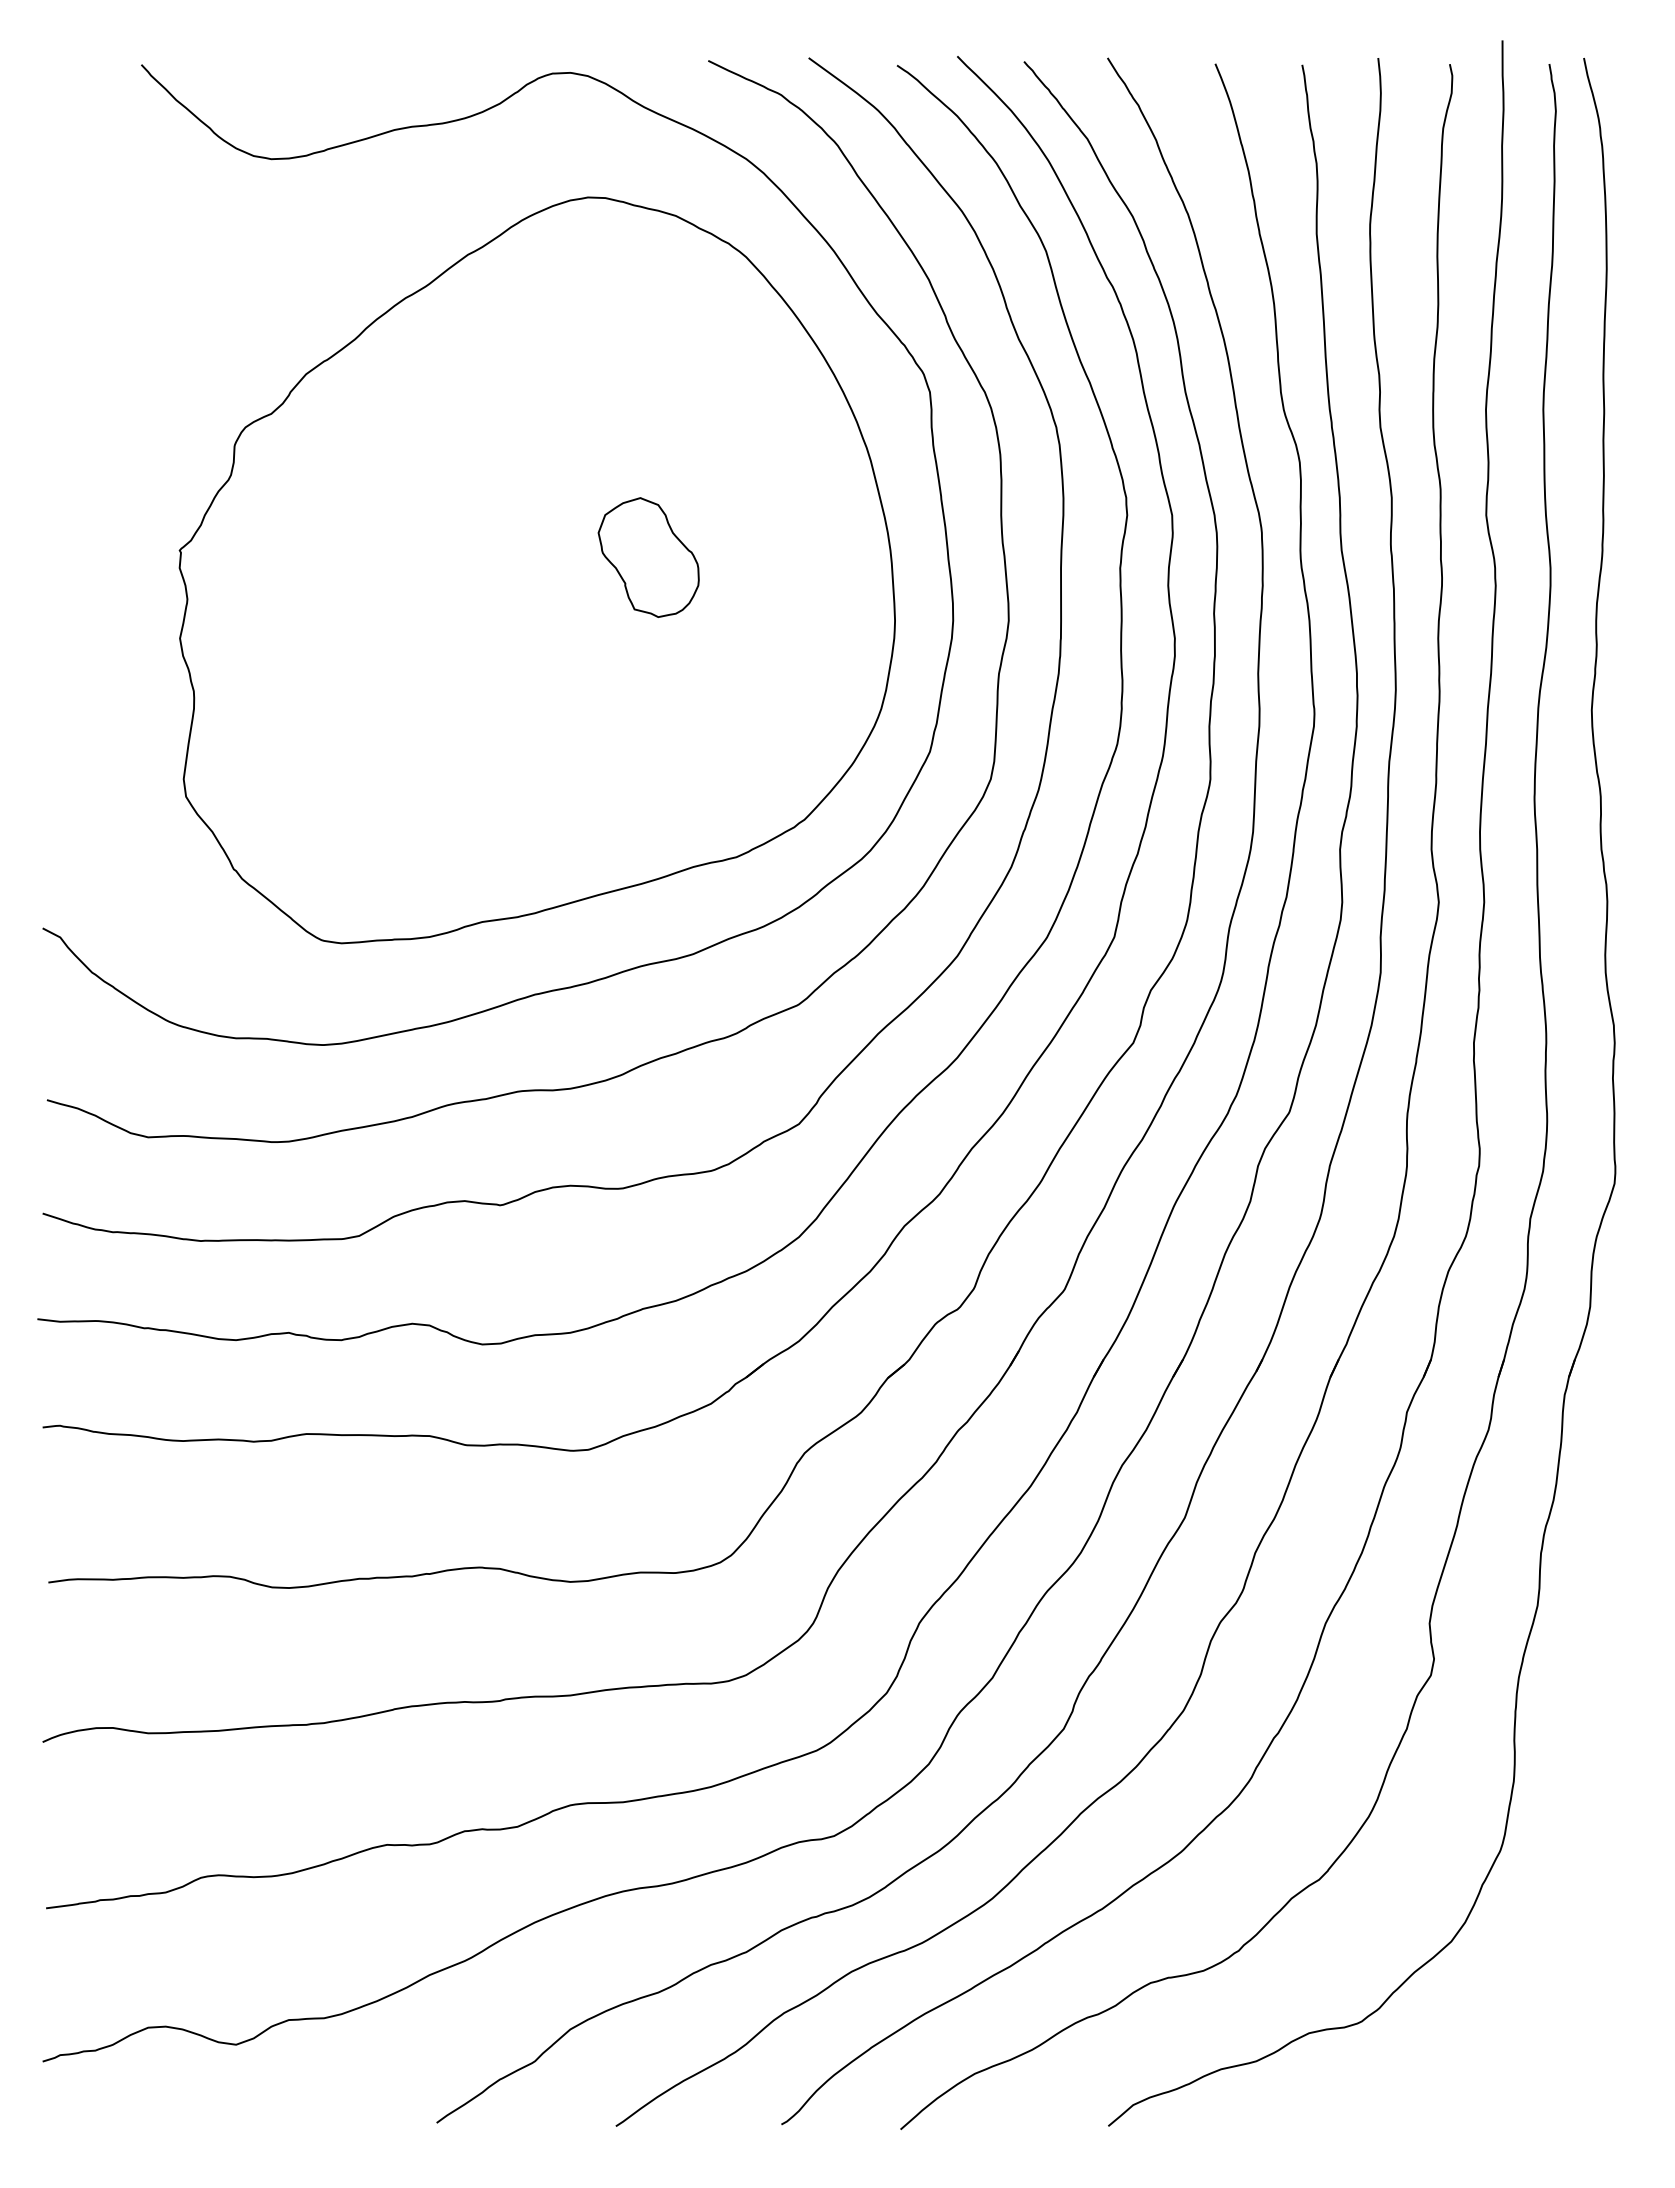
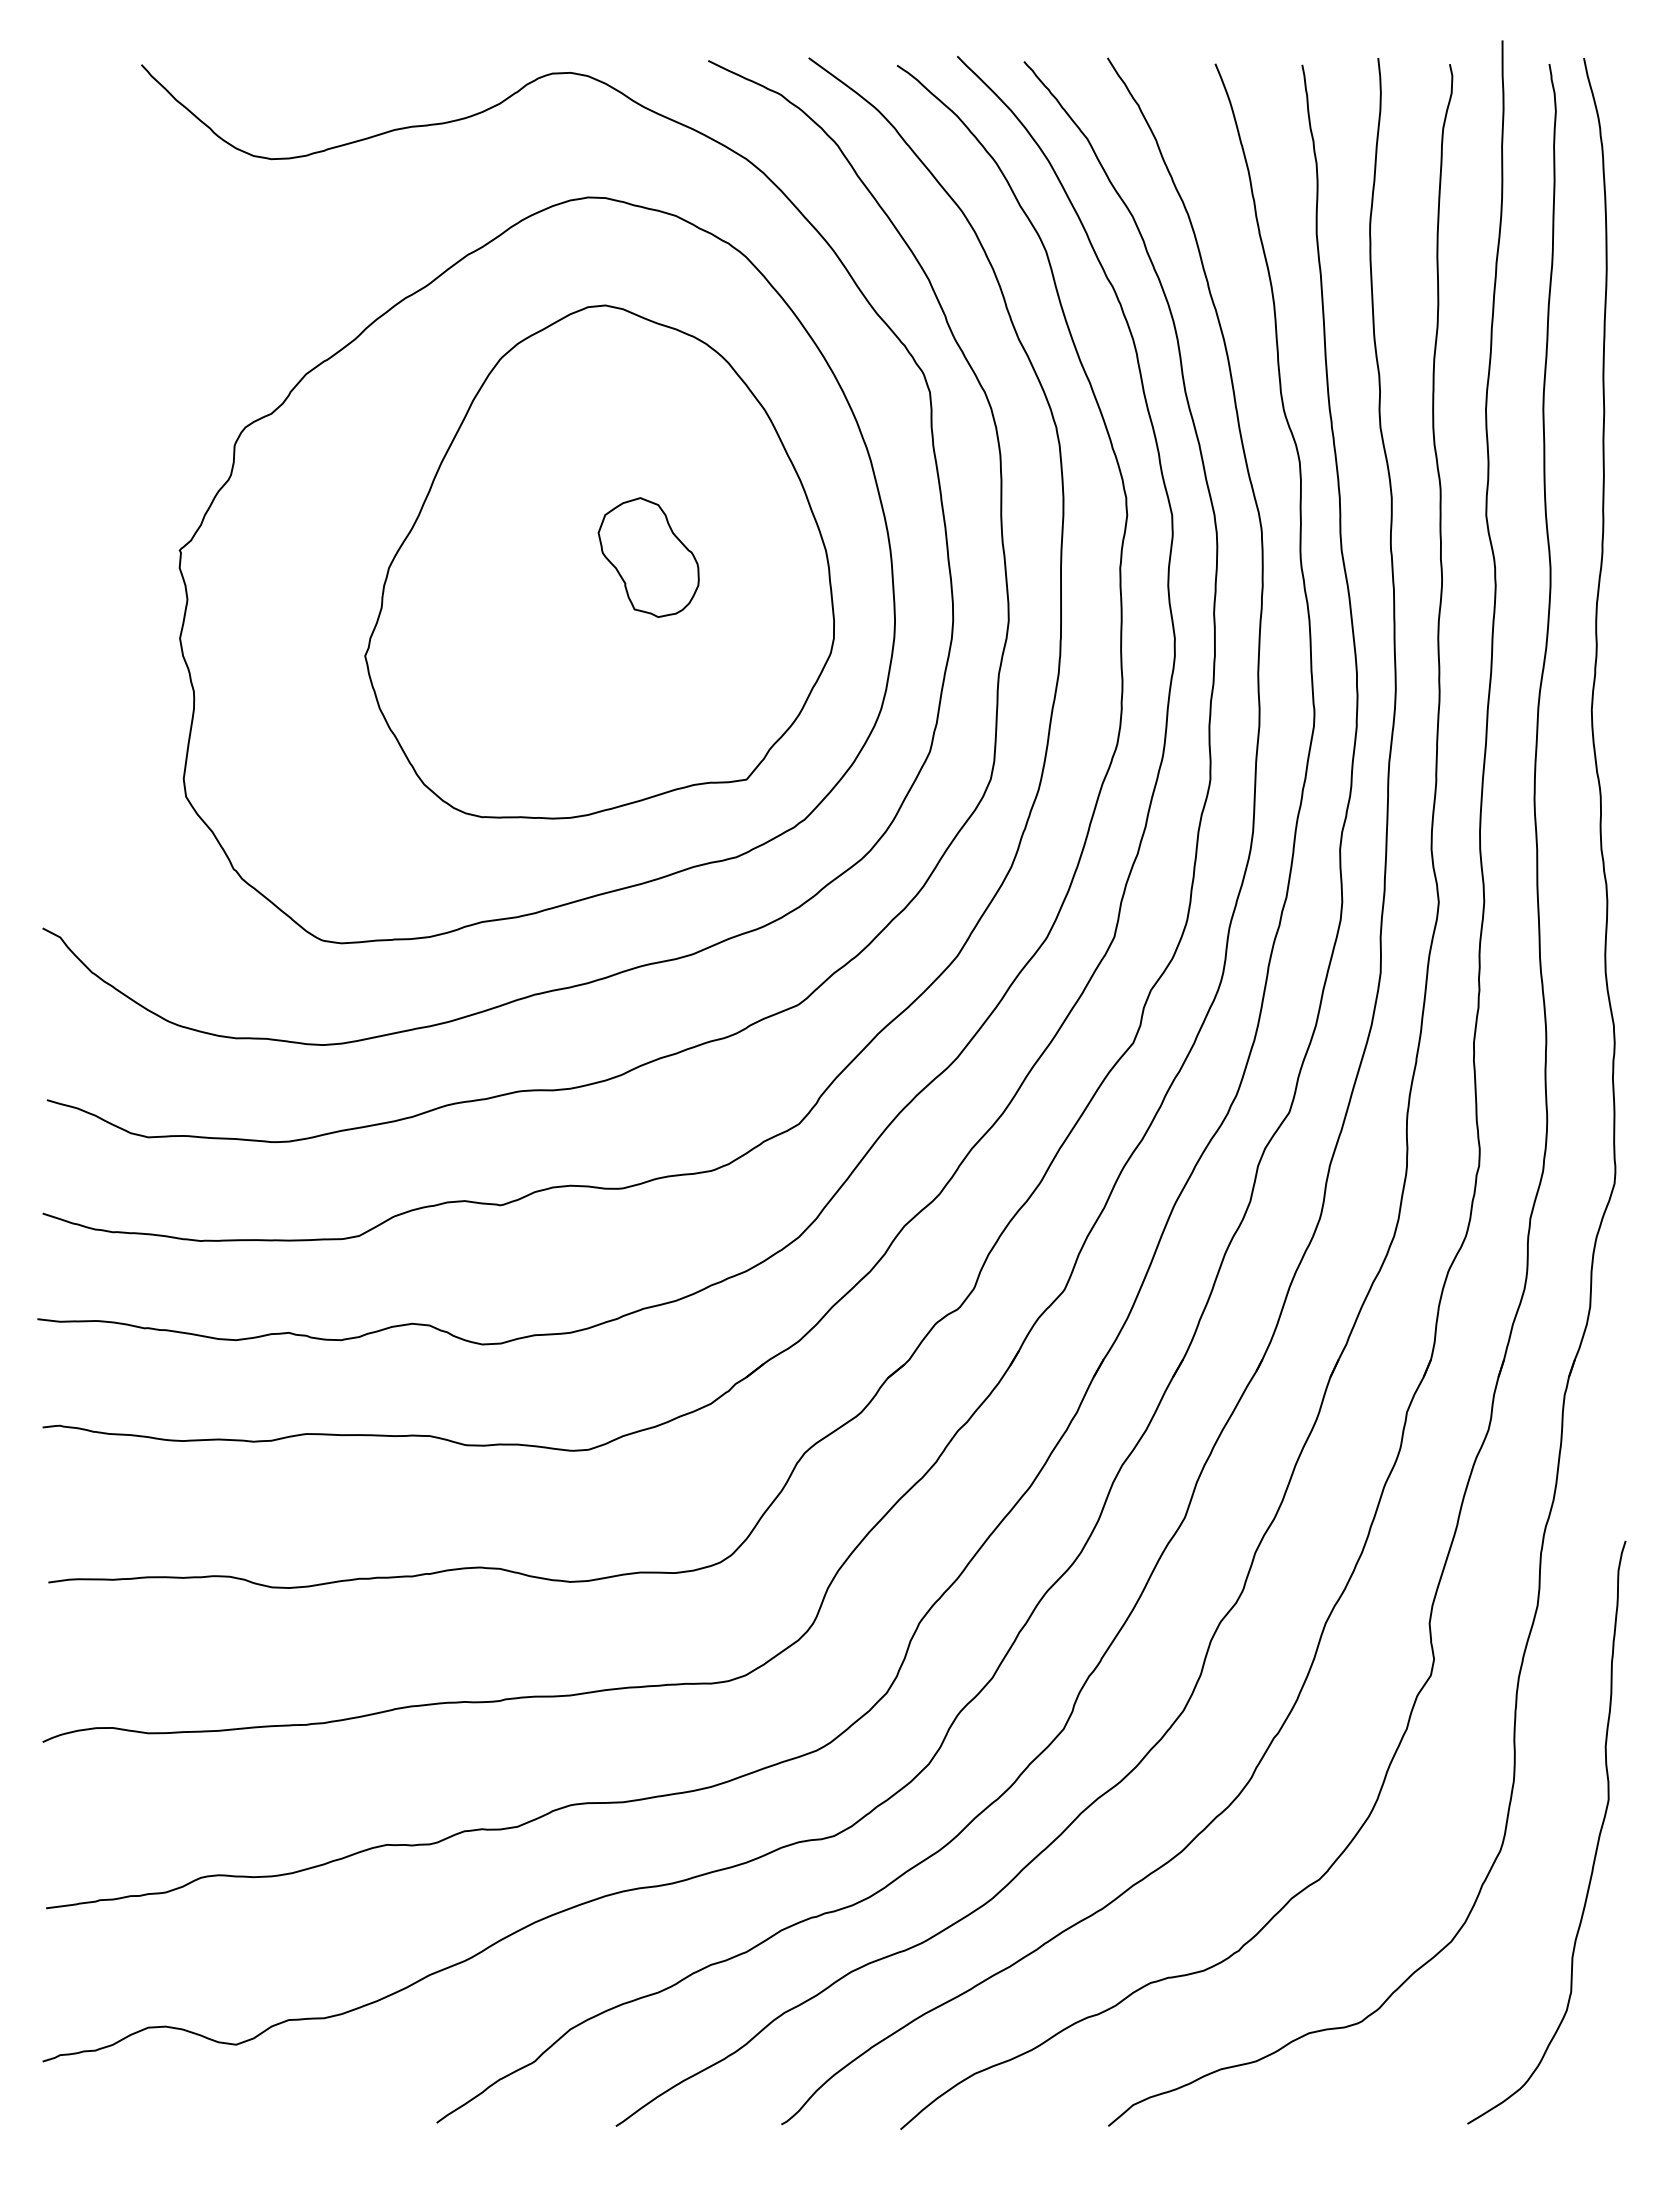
part: none -> present (599, 561)
curve: none -> present (1596, 1844)
